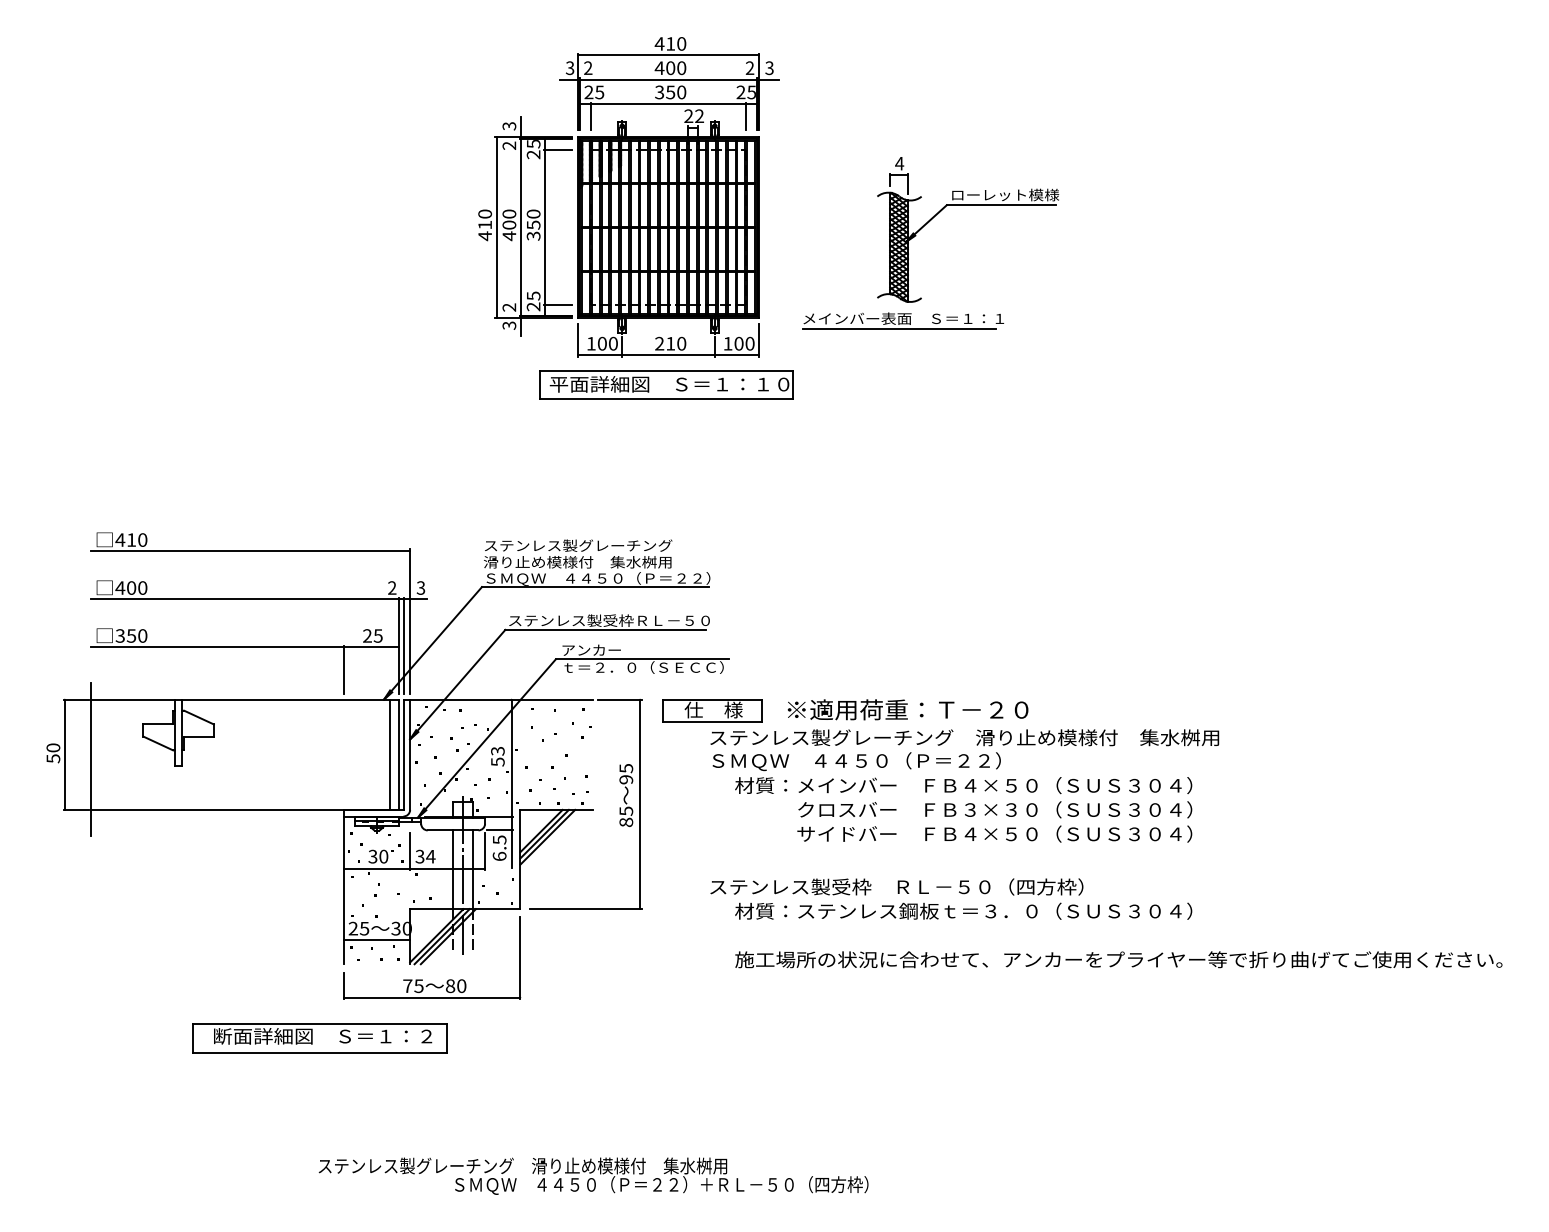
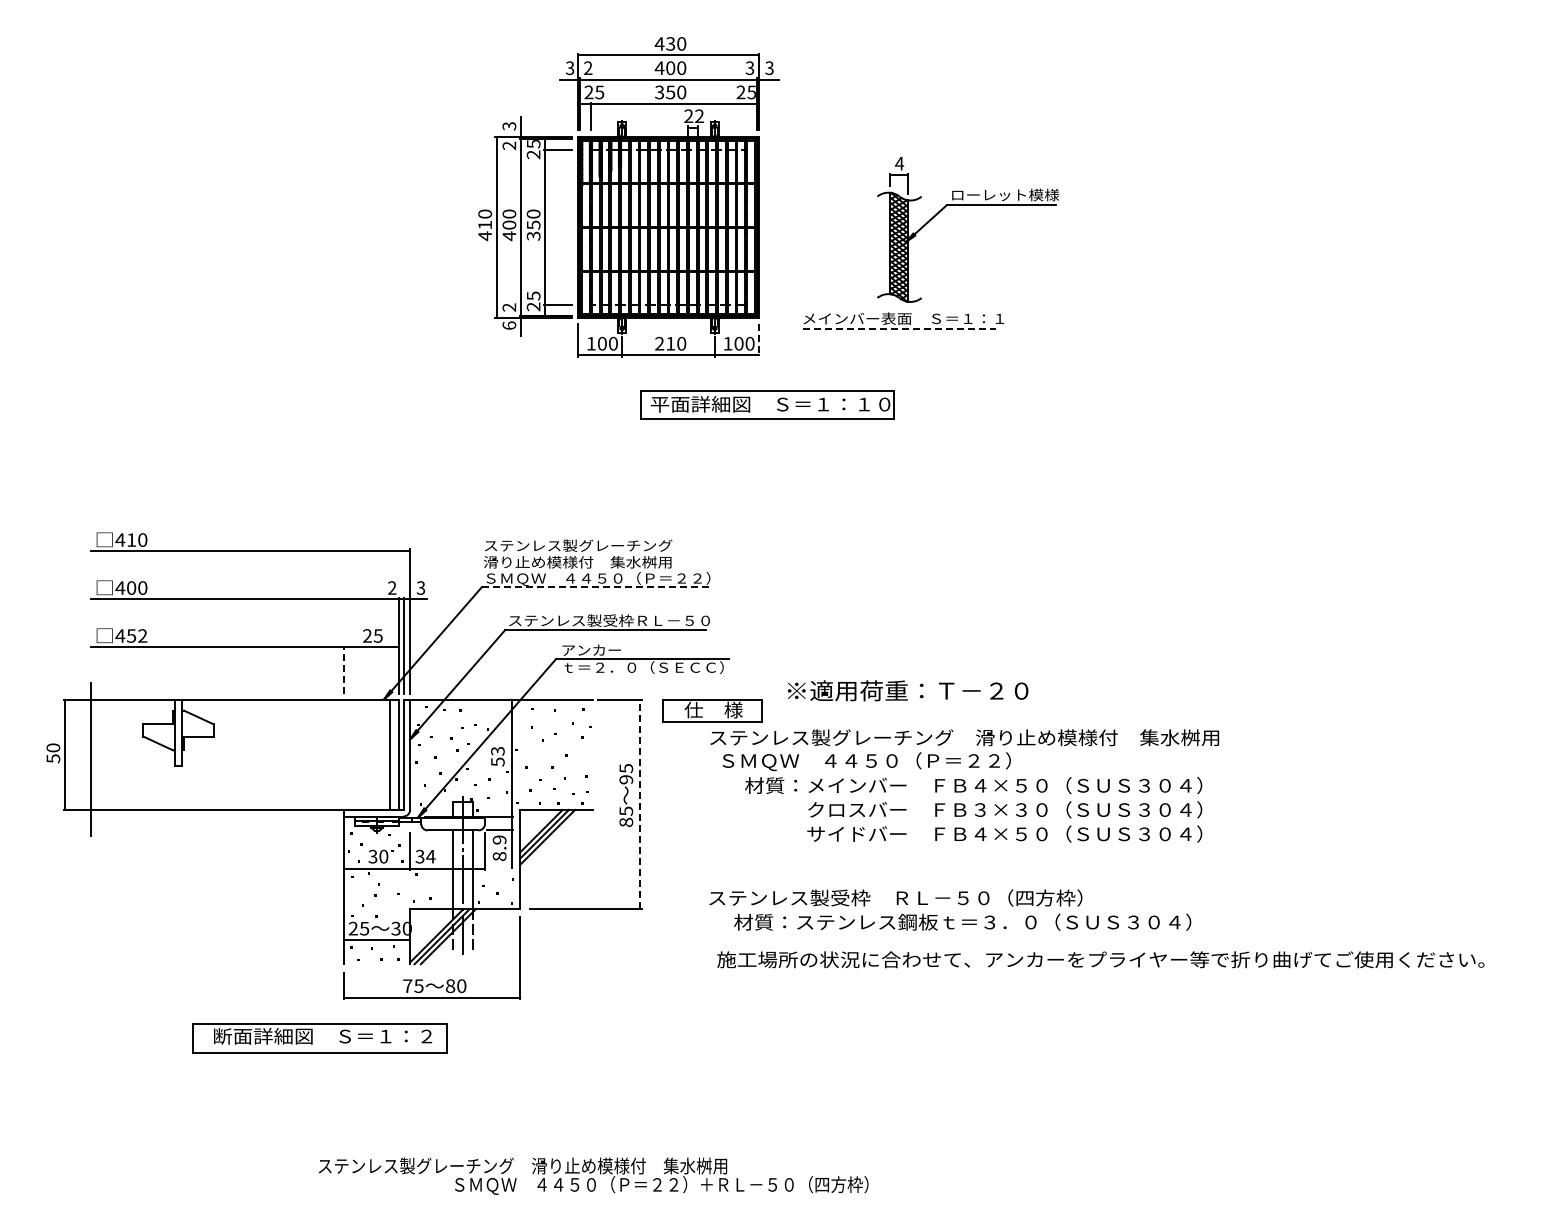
text: 410 -> 430 (670, 43)
text: 2 -> 3 (749, 68)
line: present -> none (745, 116)
text: 3 -> 6 (509, 325)
line: solid -> dashed (899, 328)
line: solid -> dashed (758, 340)
part position: (666, 384) -> (767, 404) (767, 404)
line: solid -> dashed (595, 587)
text: 350 -> 452 (131, 635)
line: solid -> dashed (343, 670)
text position: (907, 709) -> (907, 690) (907, 690)
text position: (952, 797) -> (962, 797) (962, 797)
line: solid -> dashed (640, 804)
text: 6.5 -> 8.9 (499, 847)
text position: (951, 898) -> (950, 909) (950, 909)
text position: (1118, 959) -> (1100, 959) (1100, 959)
